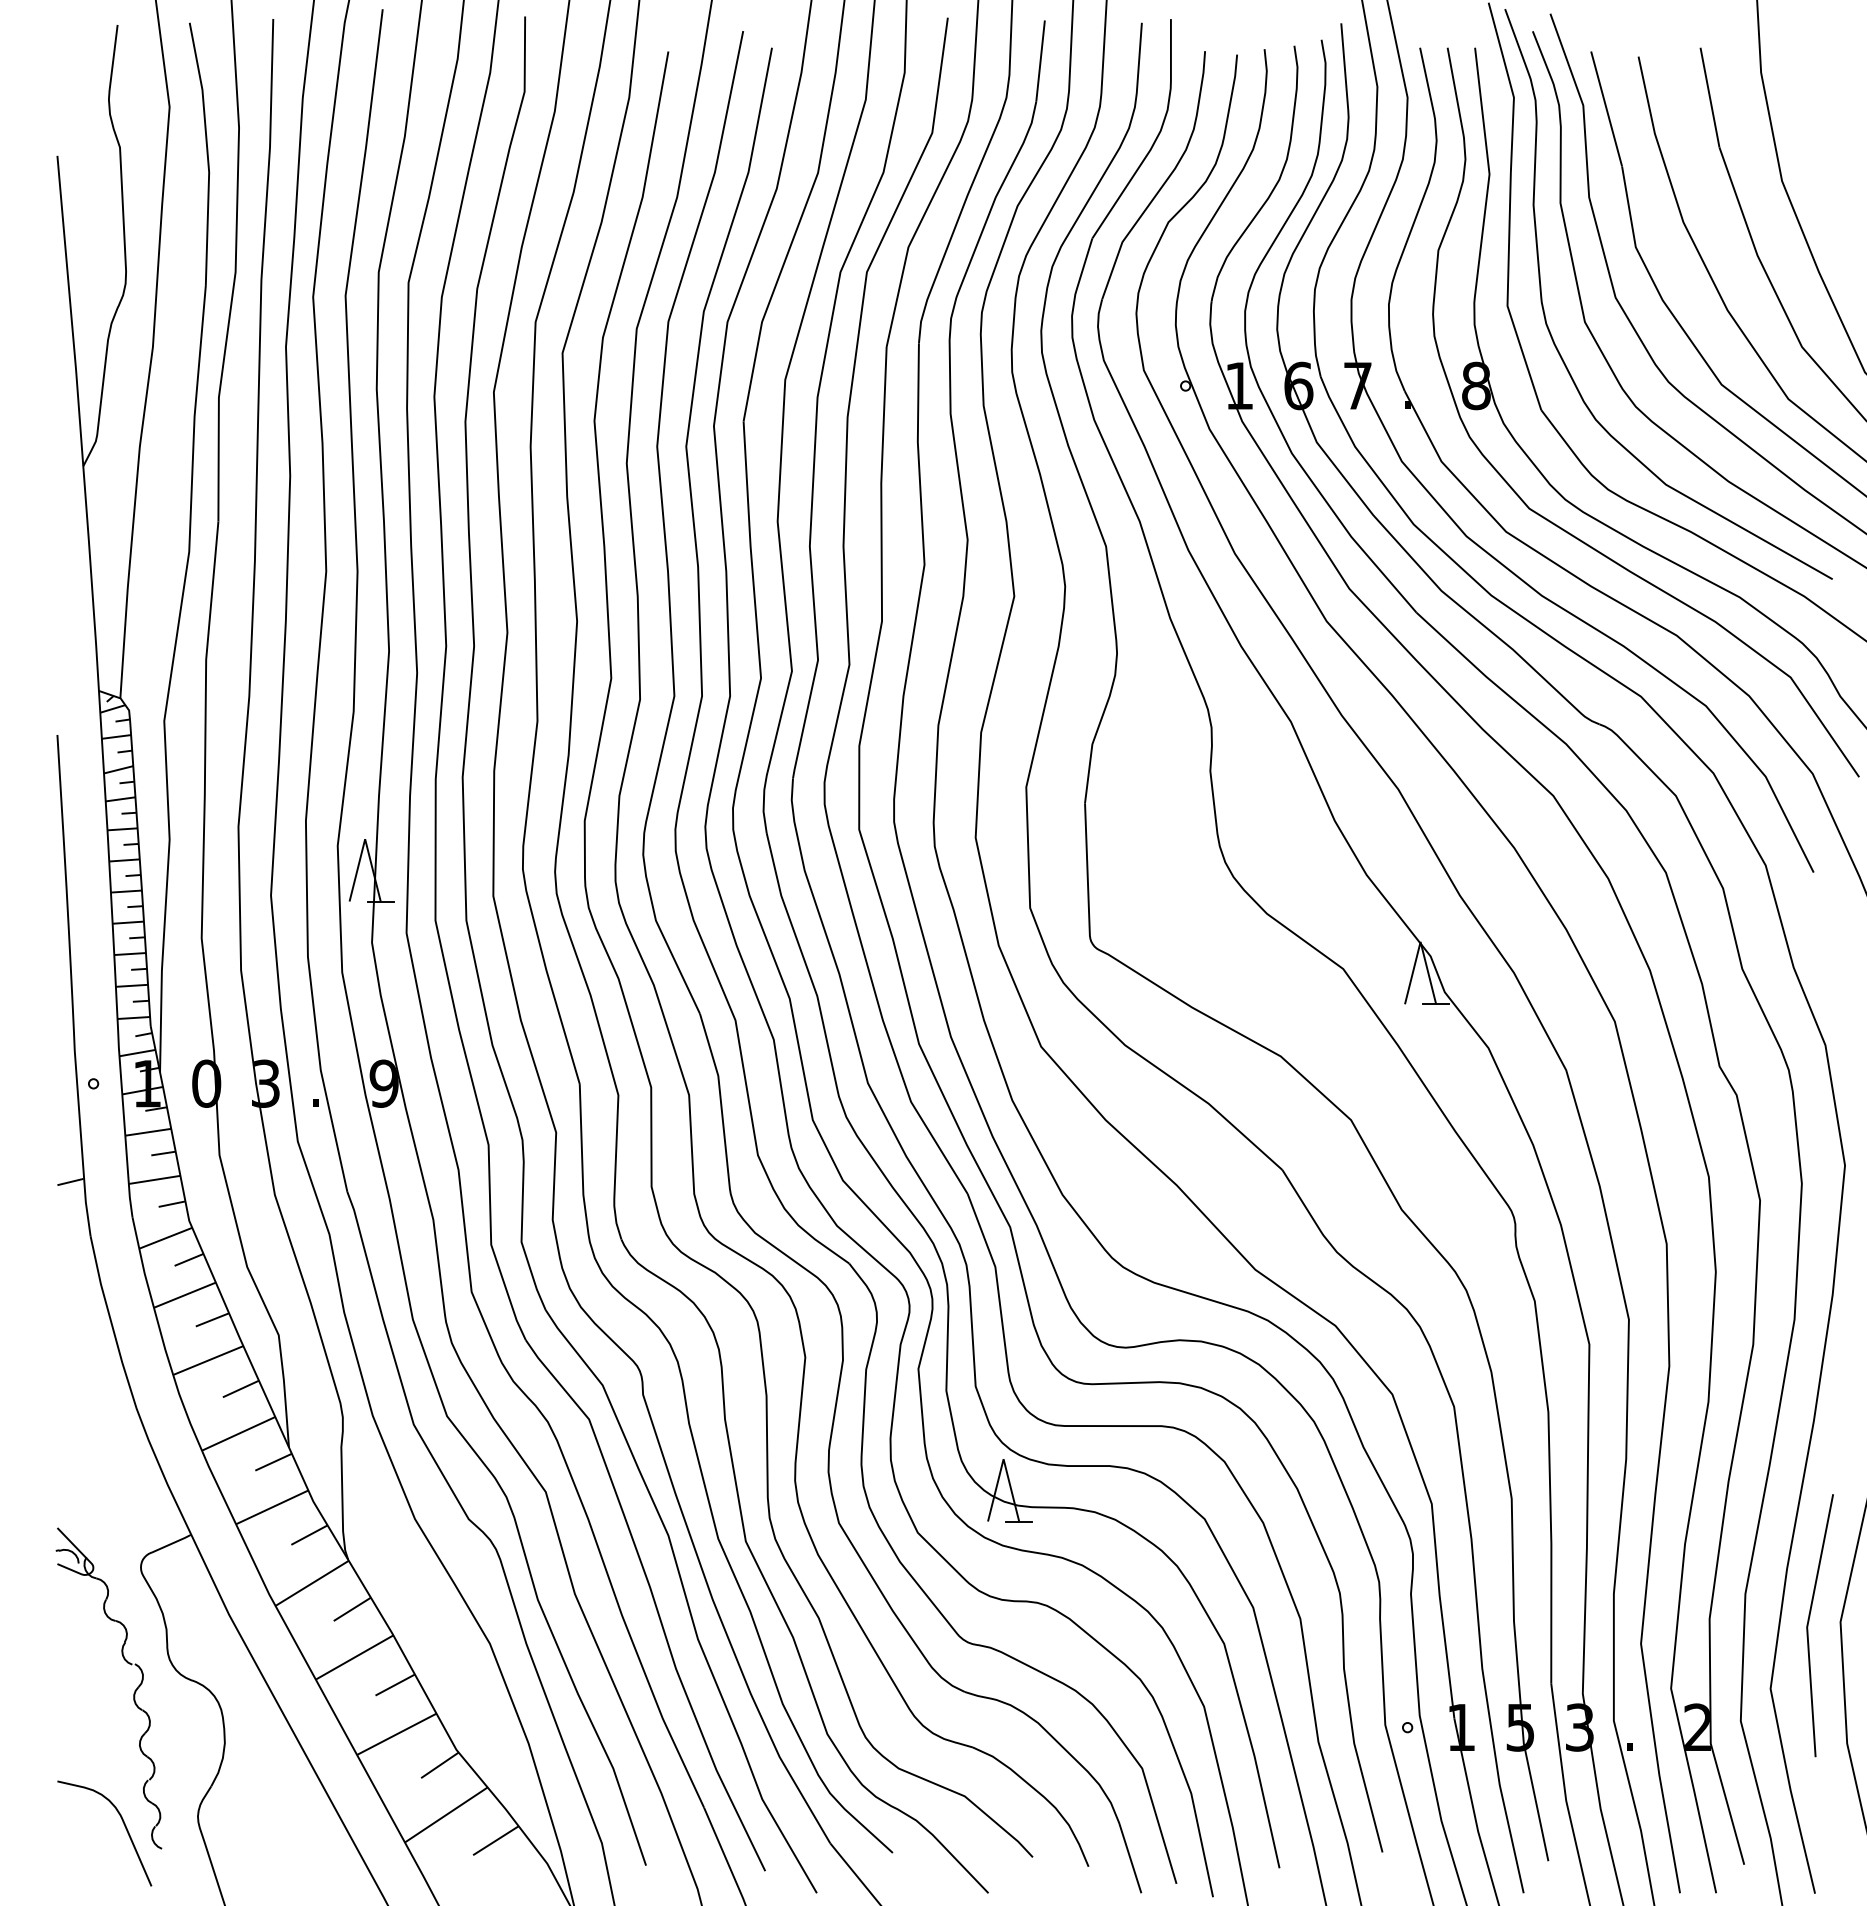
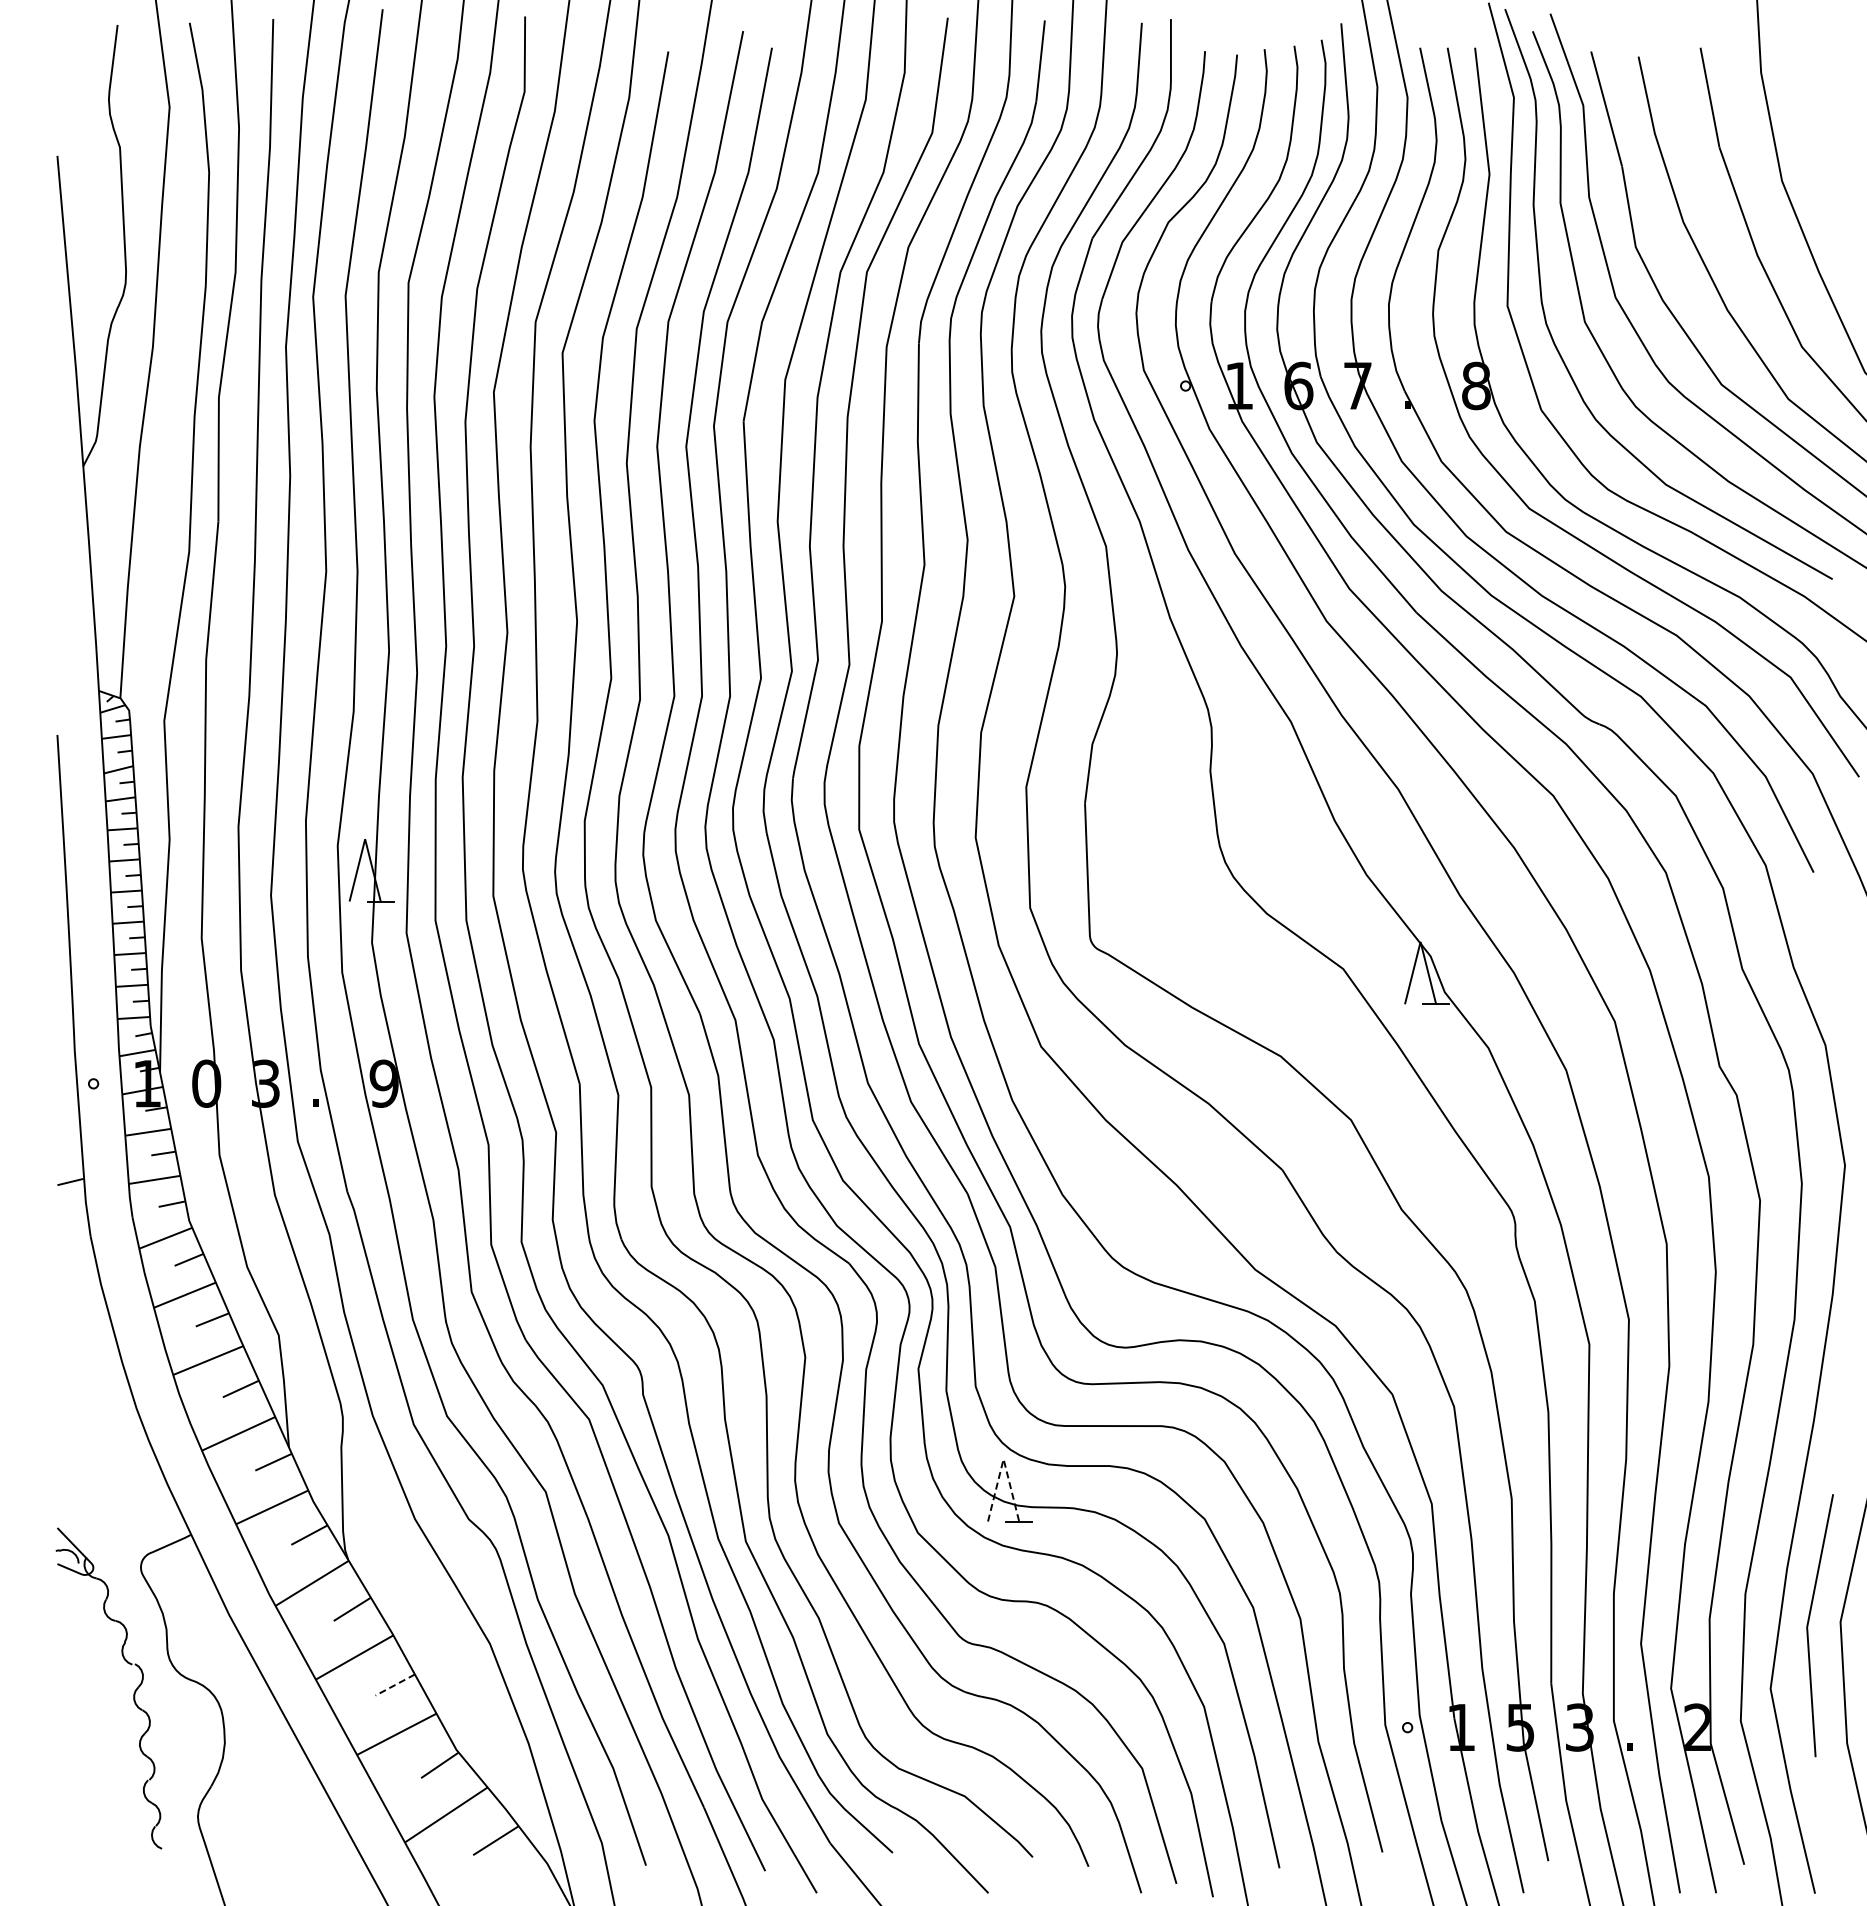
line: solid -> dashed (1003, 1459)
line: solid -> dashed (394, 1685)
curve: present -> none (123, 1824)
